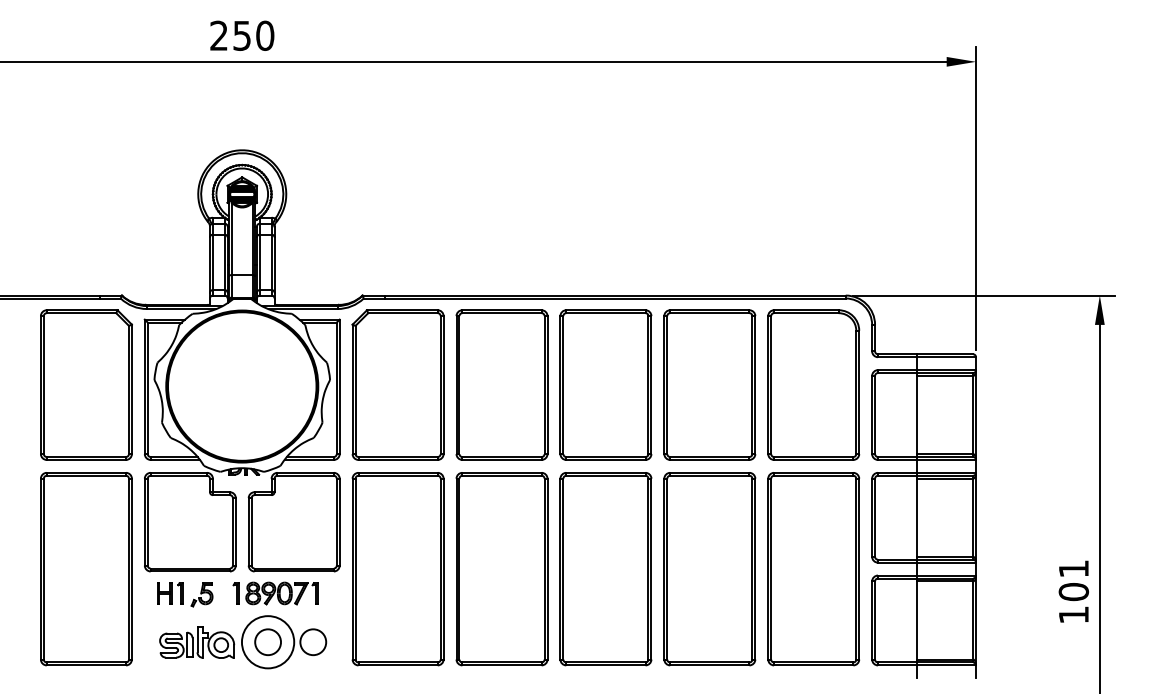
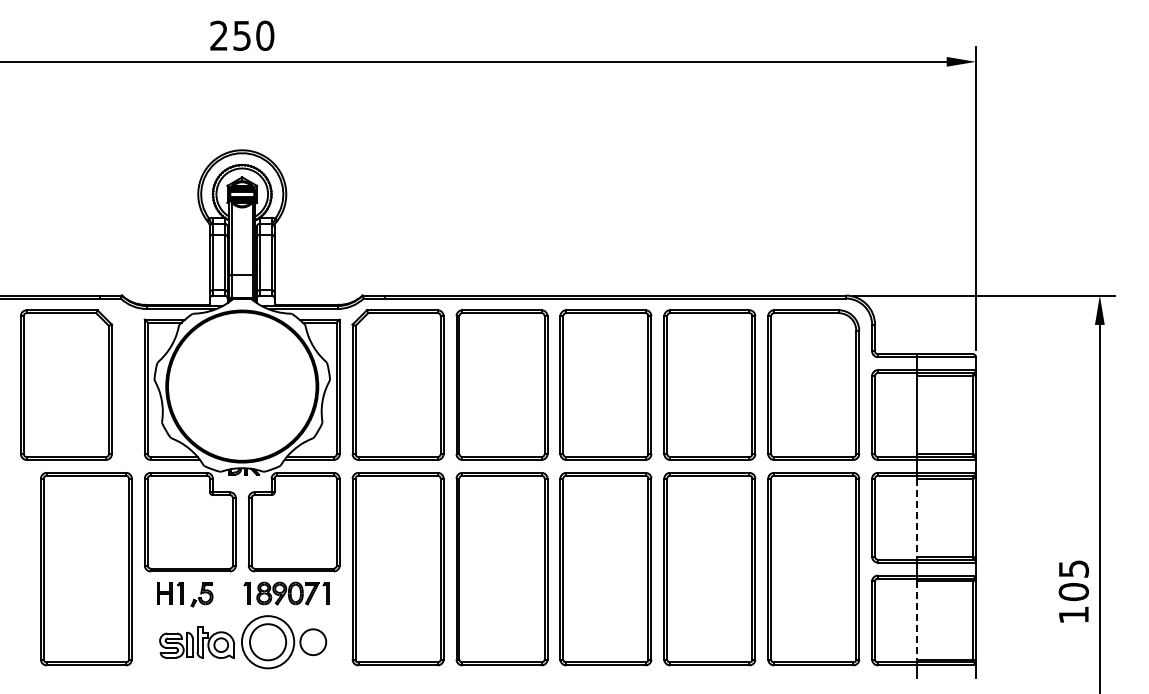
part position: (86, 384) -> (66, 384) (66, 384)
line: solid -> dashed (917, 518)
text: 101 -> 105 (1074, 568)
part position: (275, 593) -> (286, 593) (286, 593)
line: solid -> dashed (917, 620)
circle diameter: 26 px -> 36 px (268, 642)
